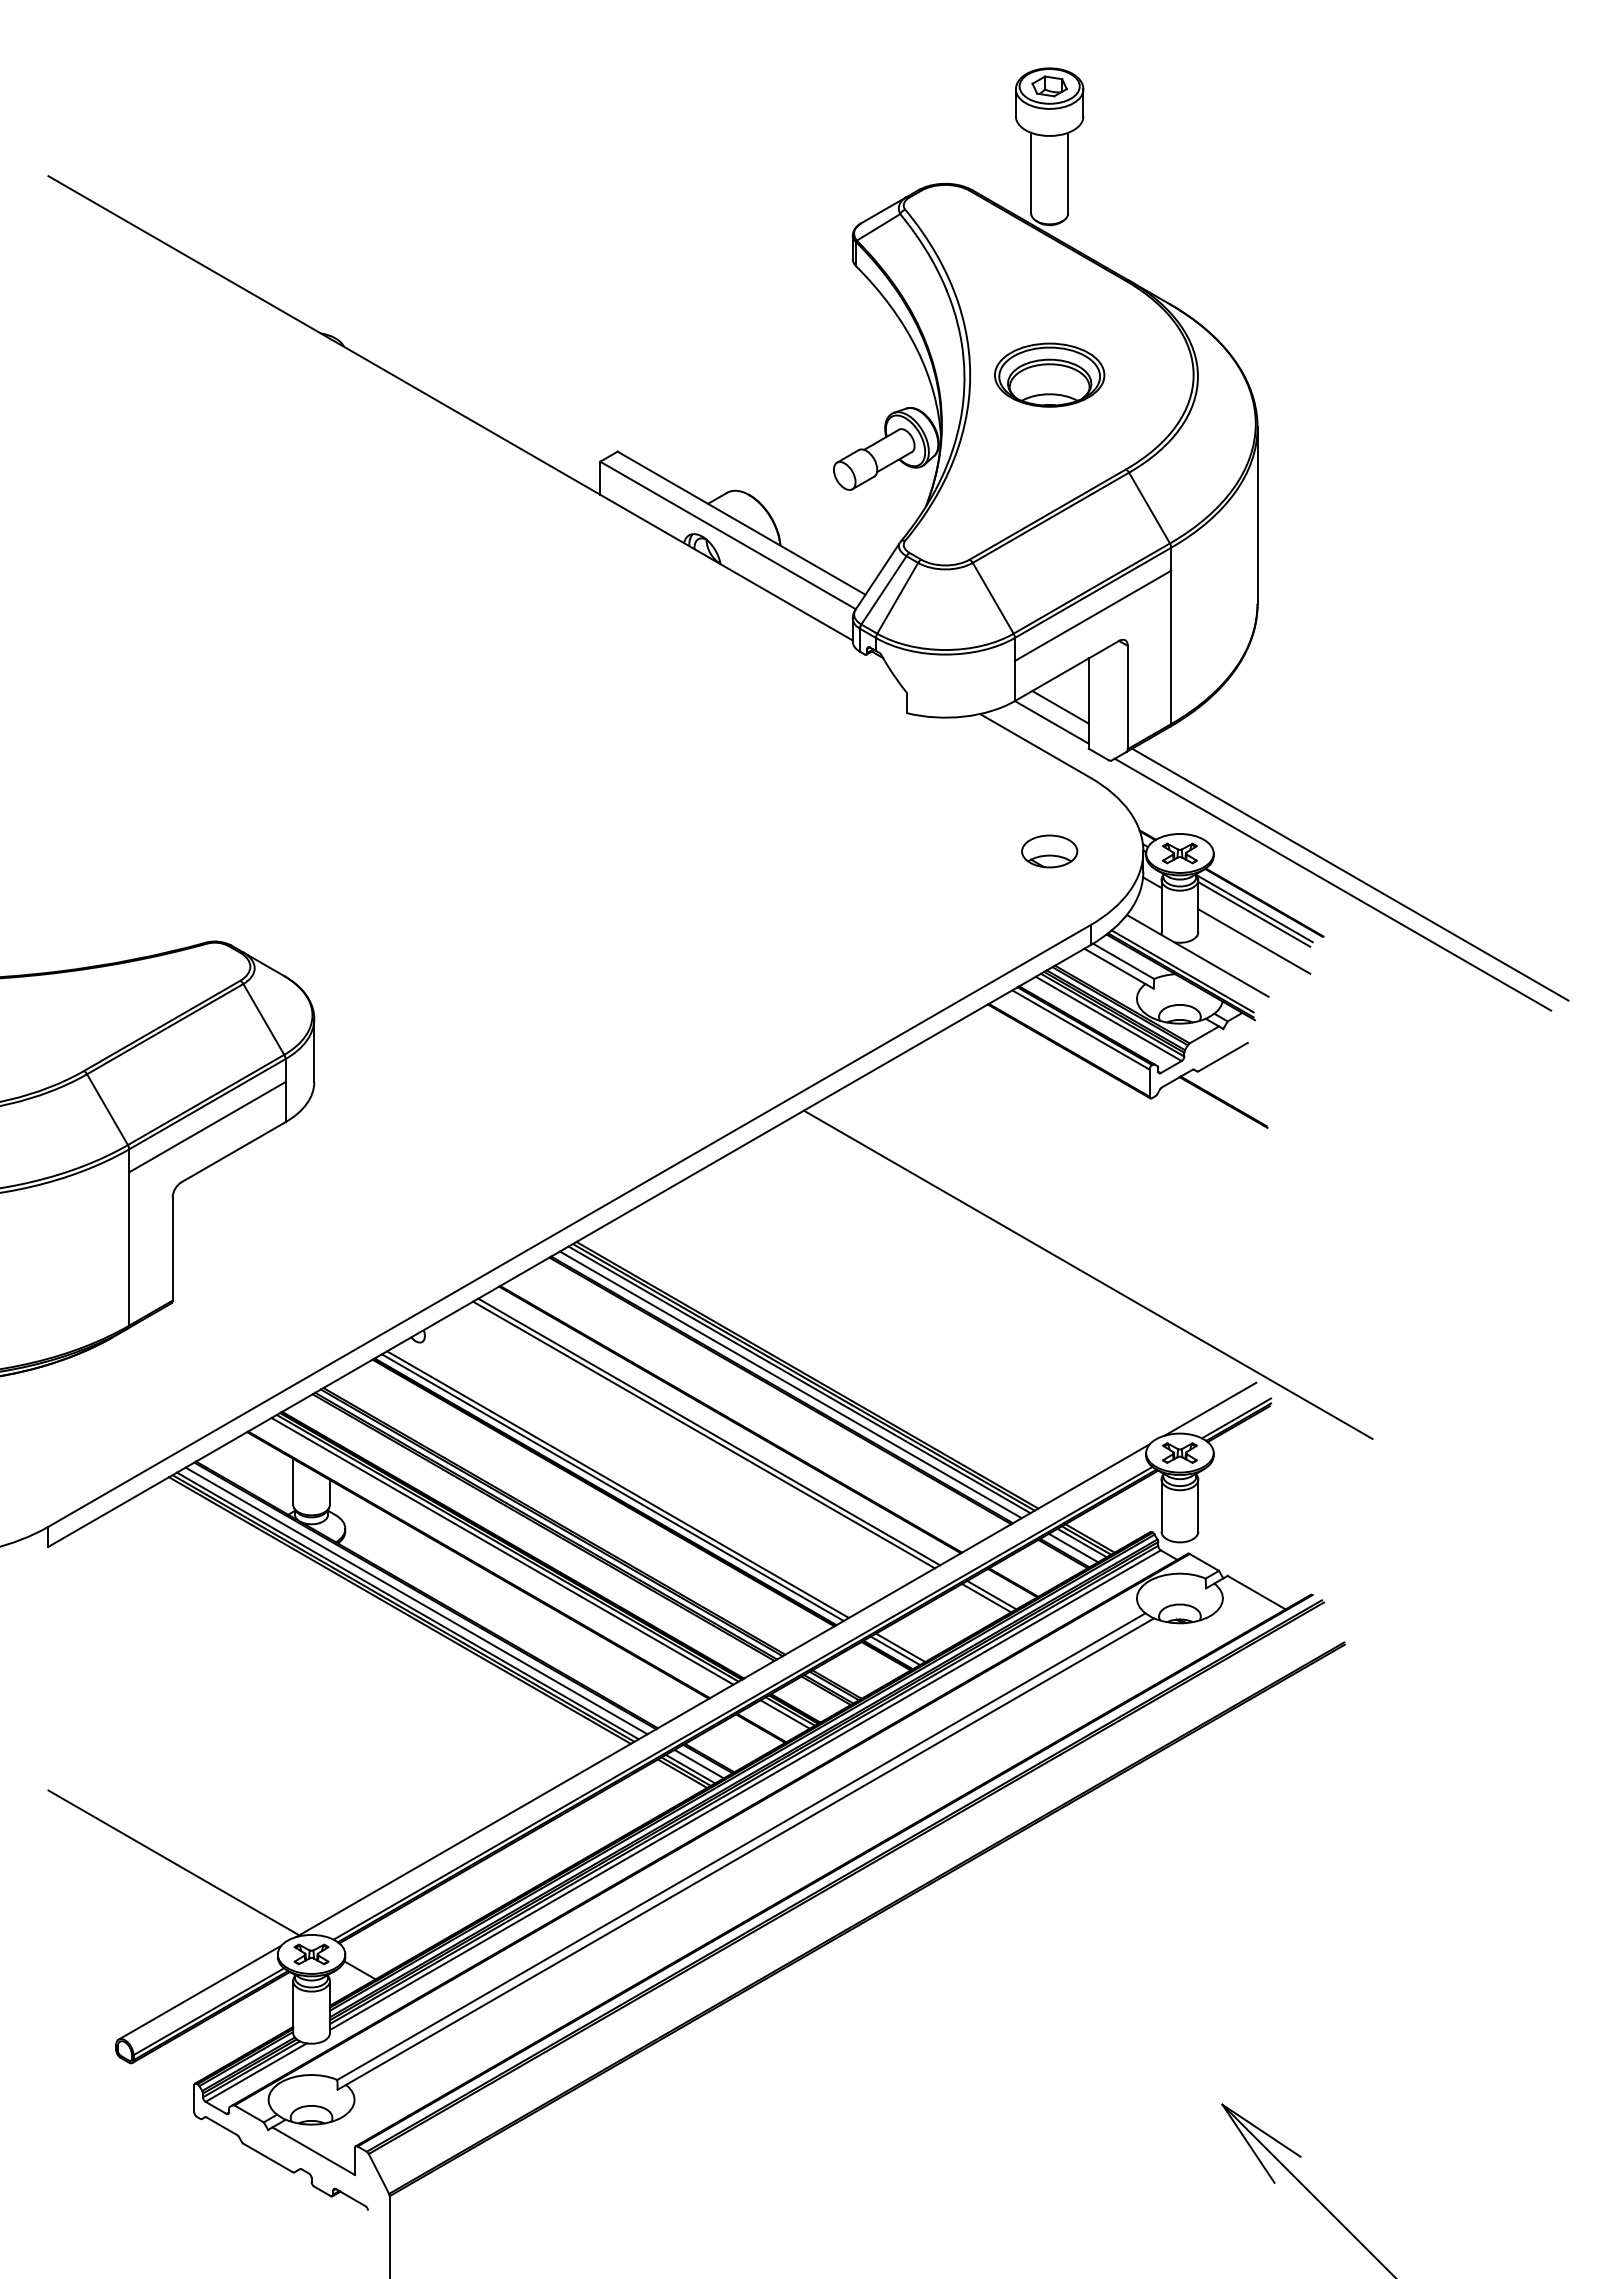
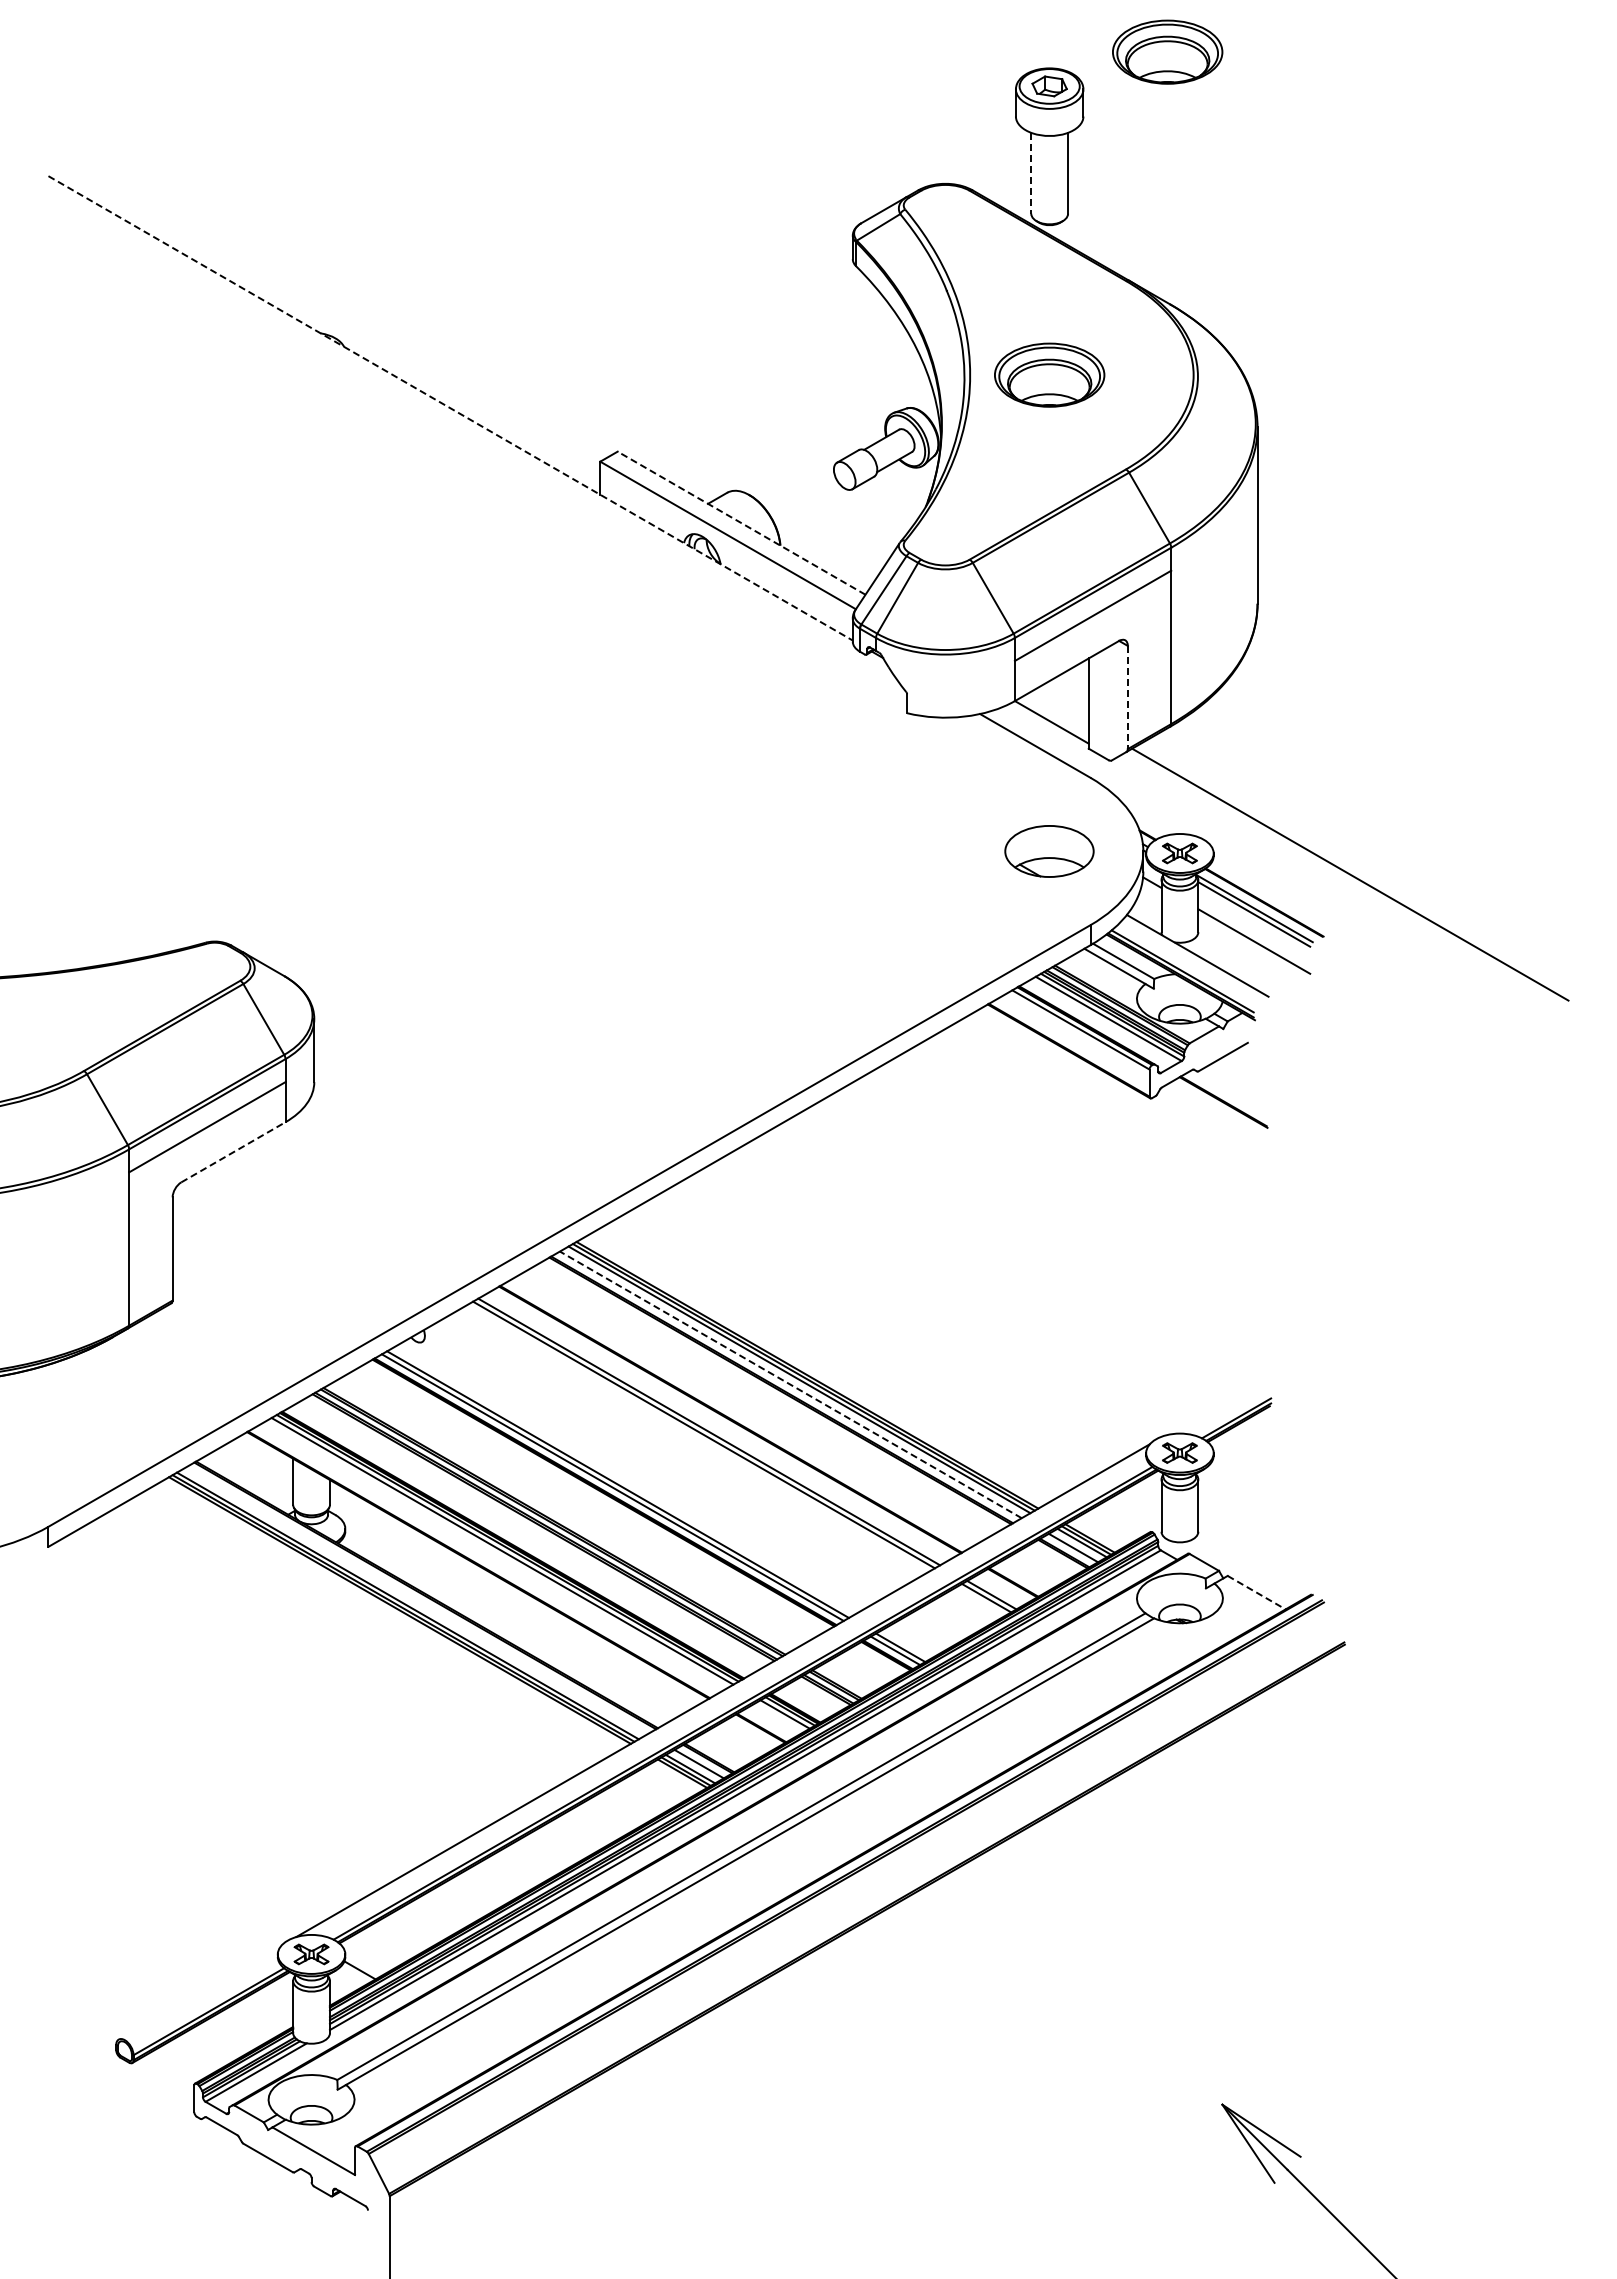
part: none -> present (1167, 51)
line: solid -> dashed (1031, 173)
line: solid -> dashed (451, 408)
line: solid -> dashed (741, 522)
line: solid -> dashed (1127, 697)
line: present -> none (1060, 707)
part size: 58x35 px -> 91x53 px (1049, 851)
line: present -> none (1332, 884)
line: solid -> dashed (233, 1152)
line: present -> none (1087, 1274)
line: solid -> dashed (790, 1384)
line: present -> none (1210, 1408)
line: solid -> dashed (1257, 1592)
line: present -> none (416, 1600)
line: present -> none (173, 1862)
line: present -> none (199, 1992)
